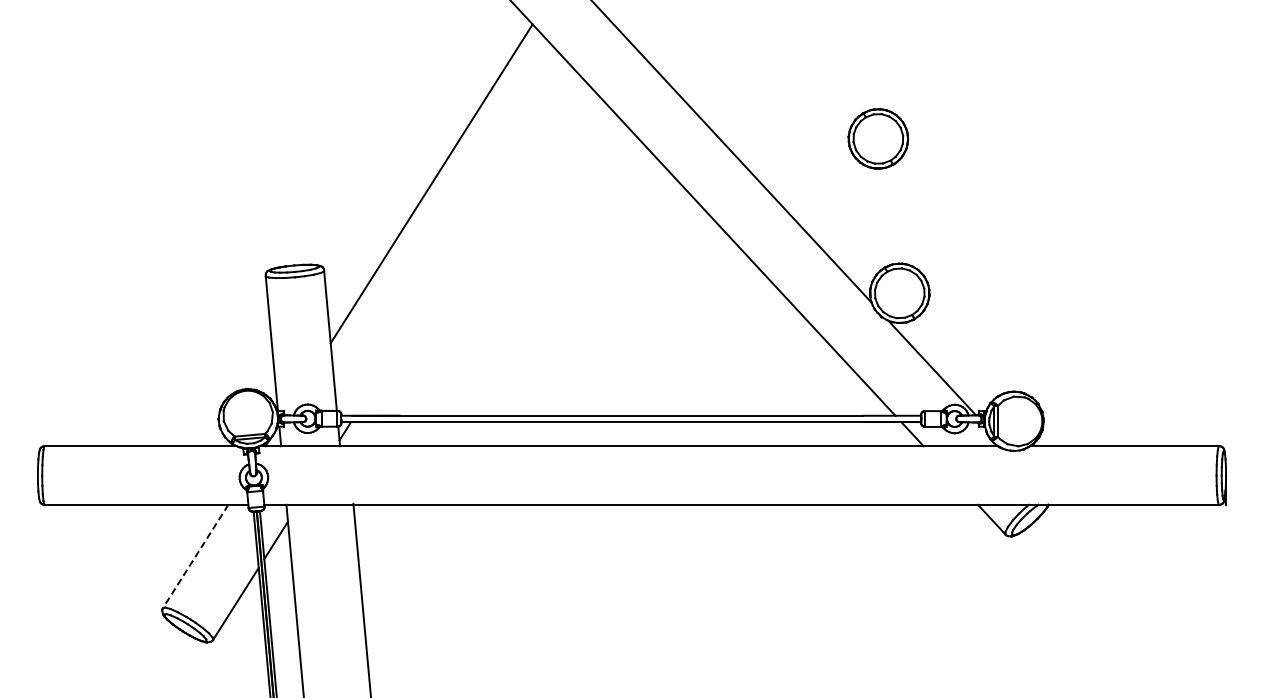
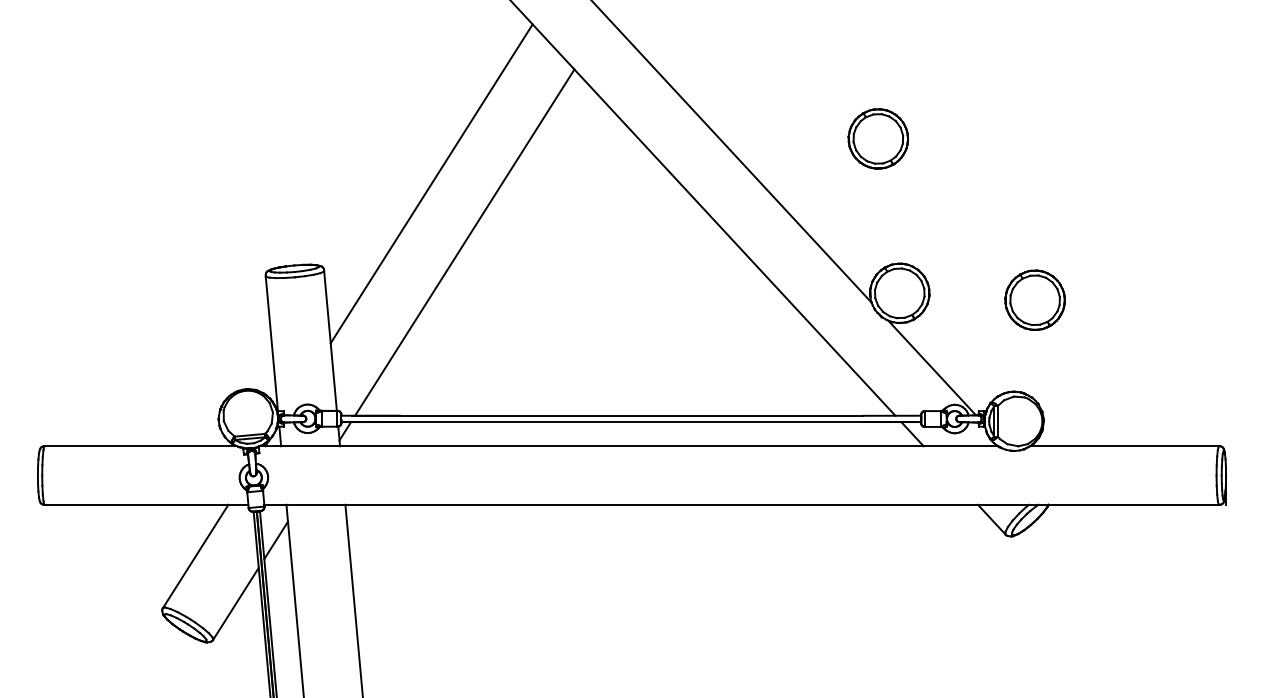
line: none -> present (464, 242)
part: none -> present (1034, 299)
line: dashed -> solid (195, 556)
line position: (361, 598) -> (353, 599) (353, 599)
